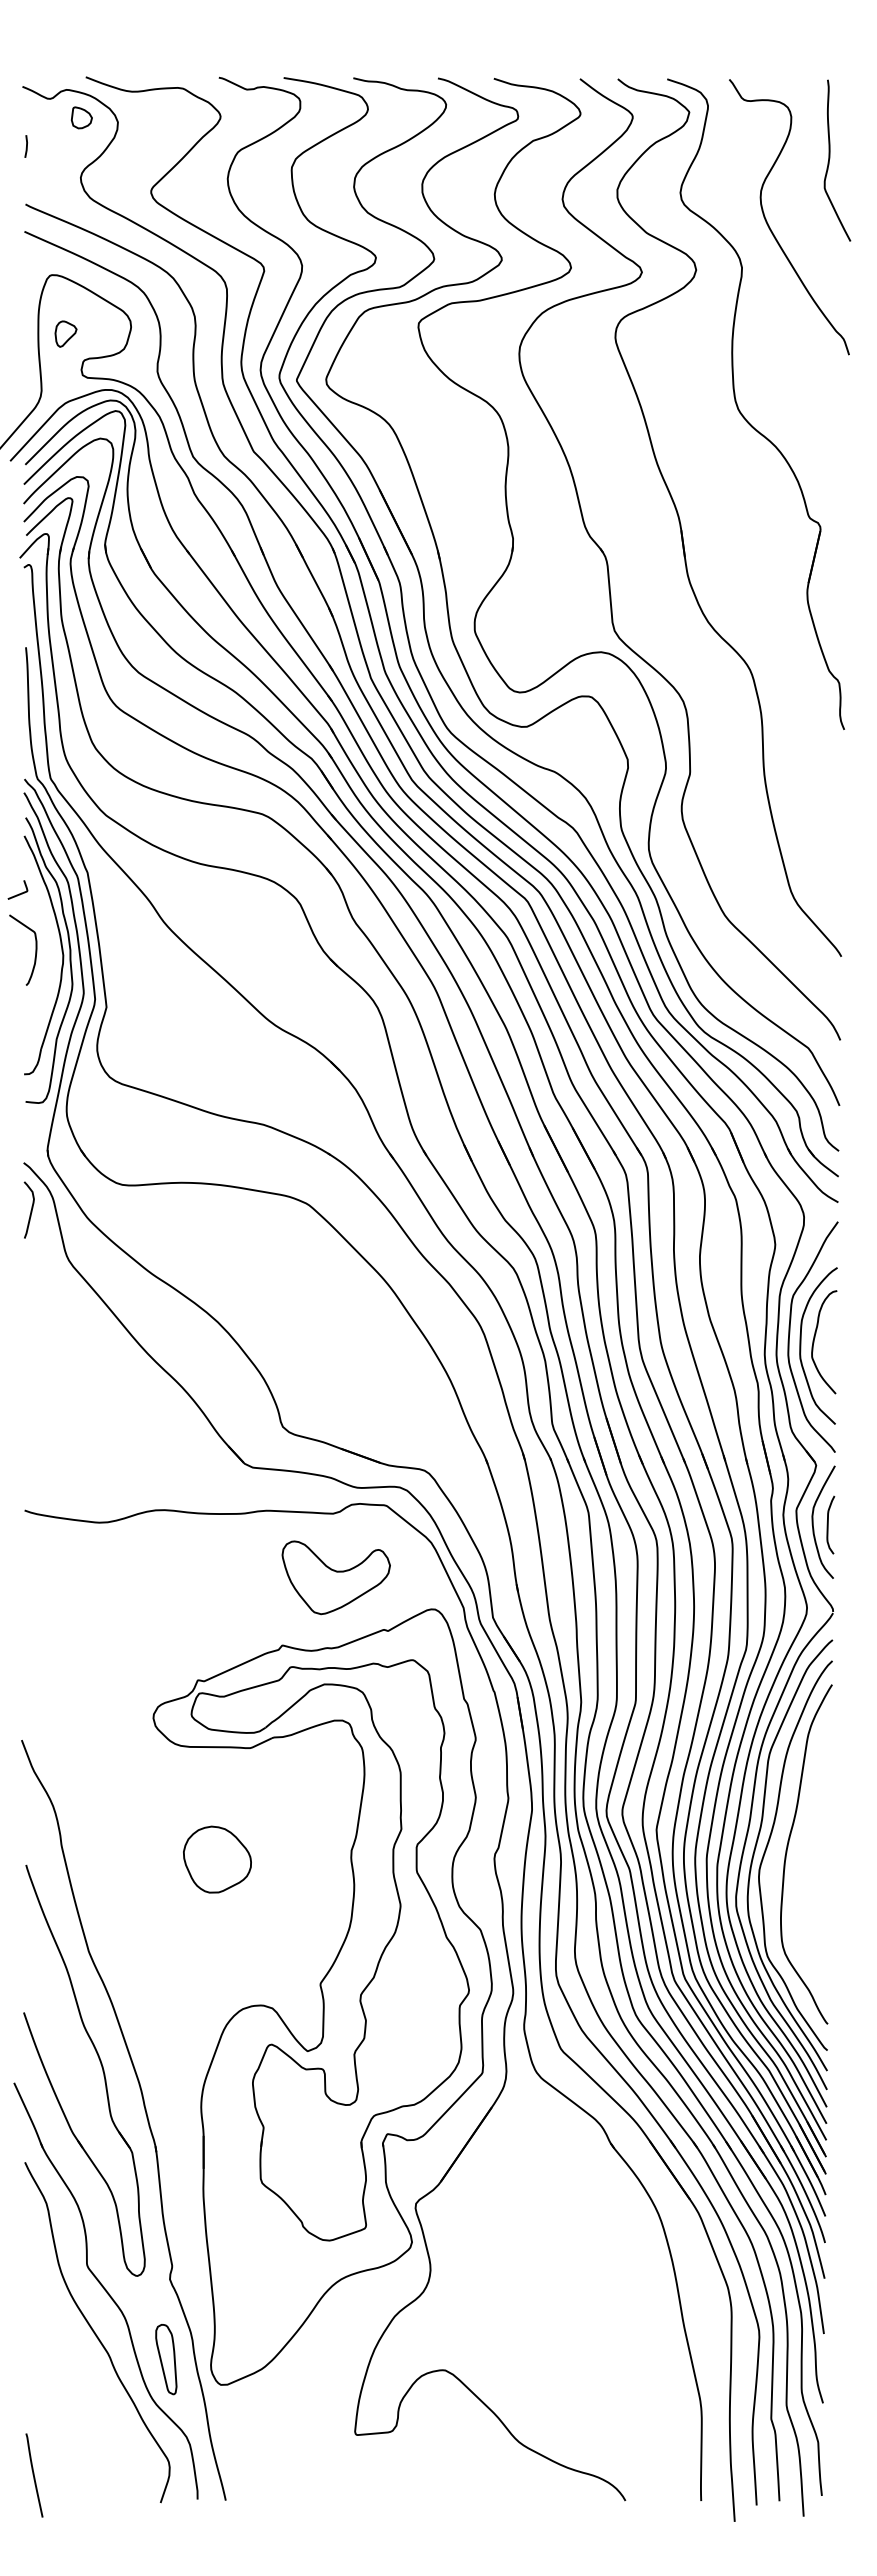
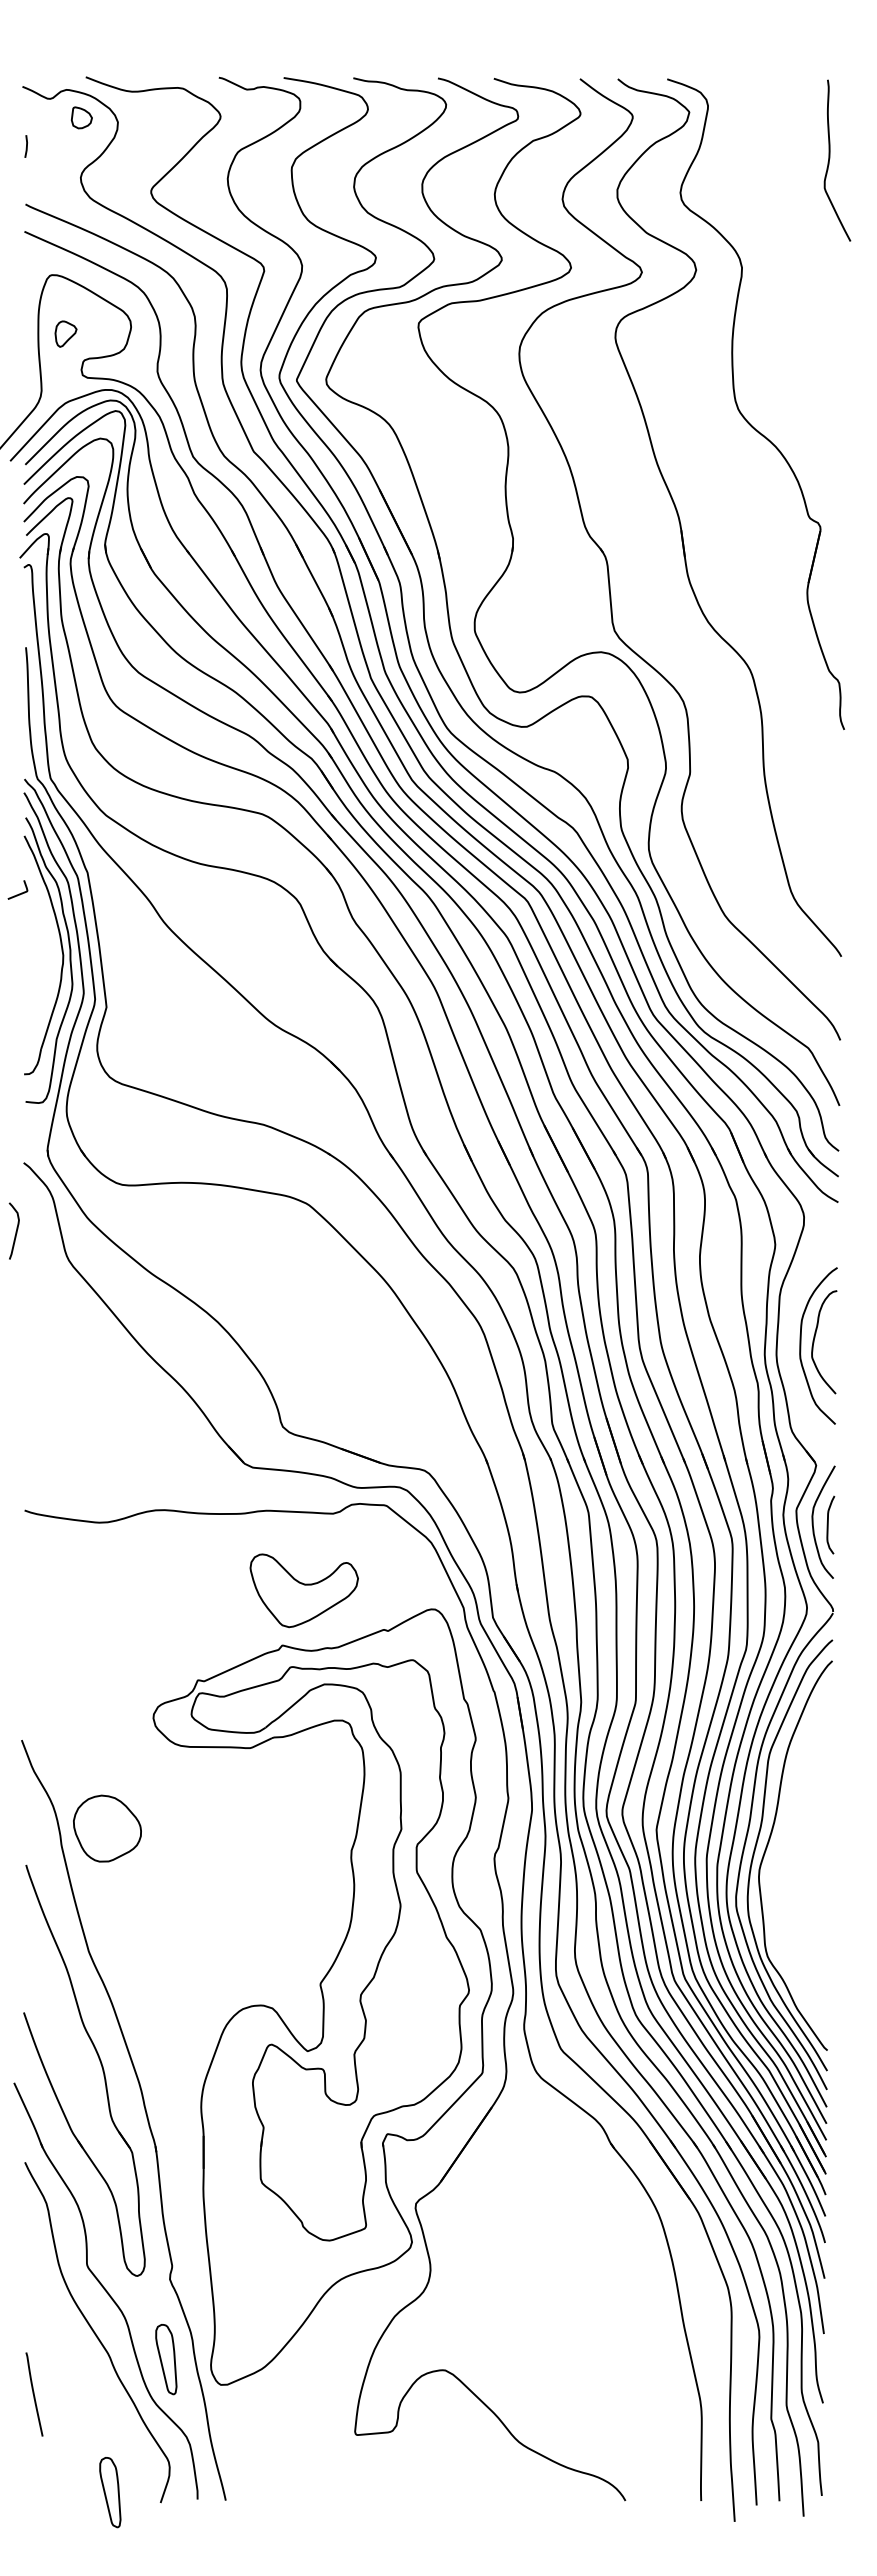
curve: present -> none (770, 227)
curve: present -> none (35, 949)
curve position: (30, 1210) -> (15, 1231) (15, 1231)
curve: present -> none (790, 1333)
part position: (335, 1577) -> (303, 1590) (303, 1590)
curve: present -> none (787, 1853)
part position: (217, 1859) -> (107, 1828) (107, 1828)
line position: (34, 2475) -> (34, 2394) (34, 2394)
part: none -> present (110, 2492)
